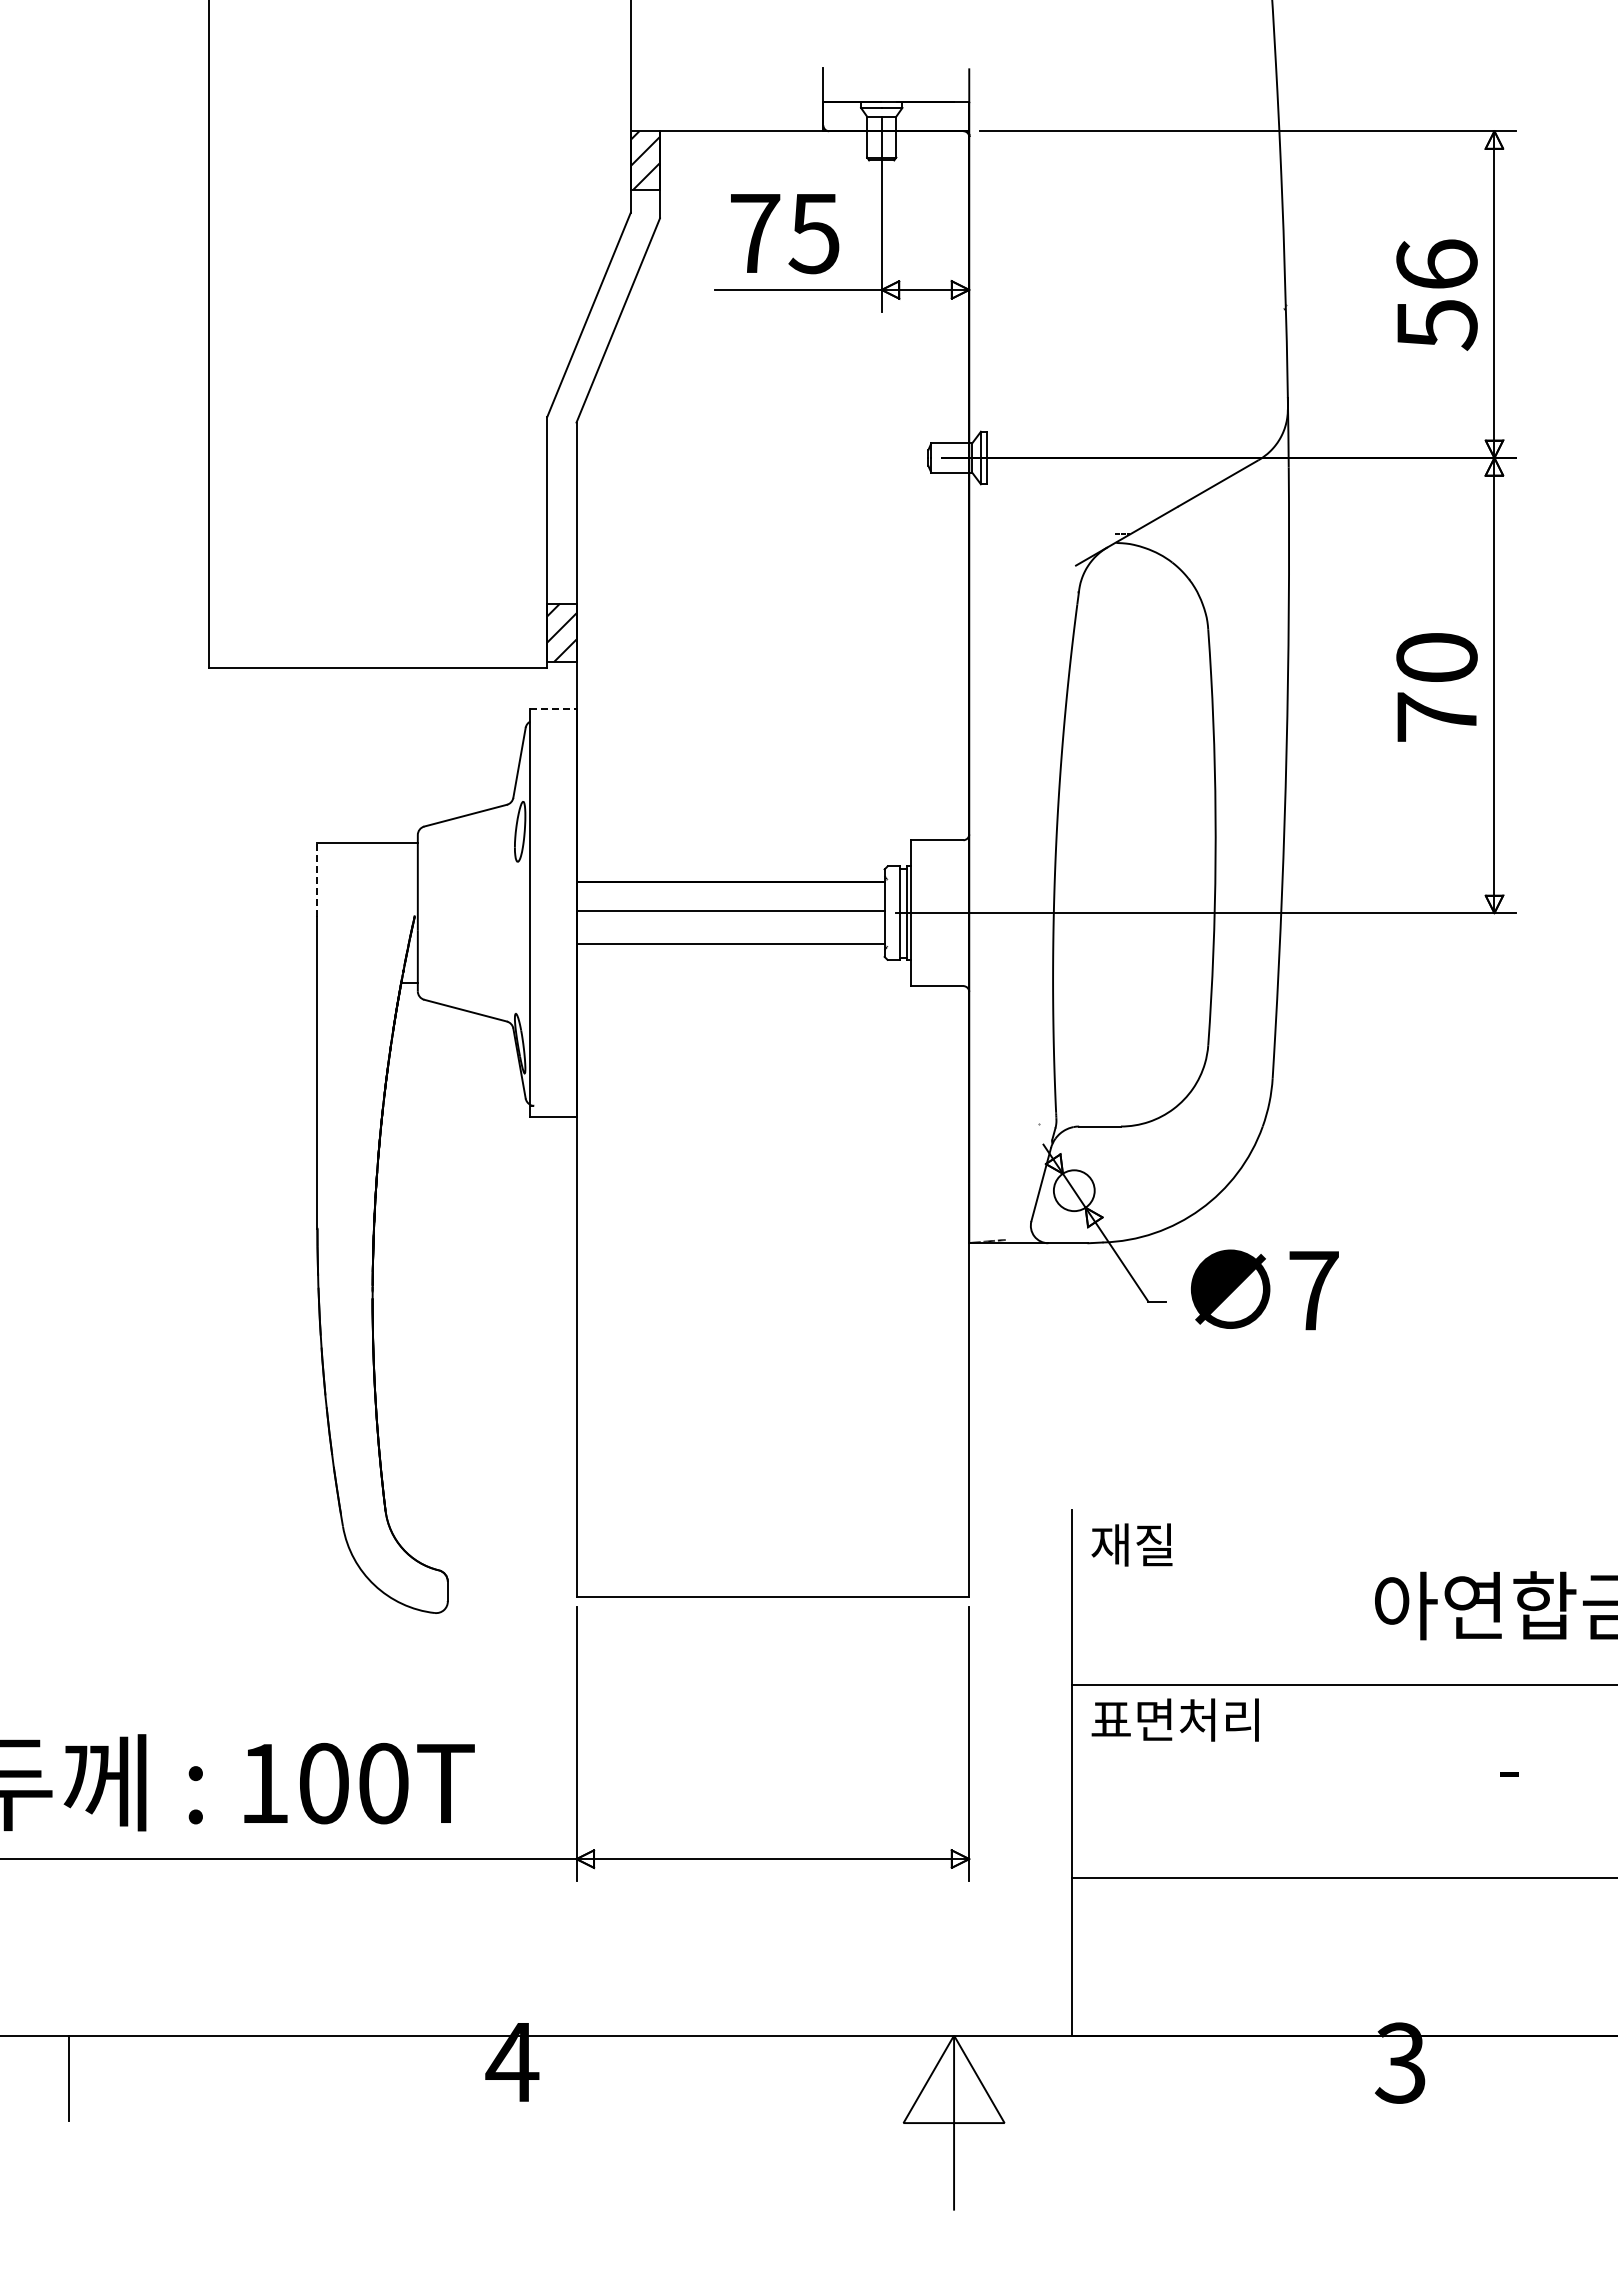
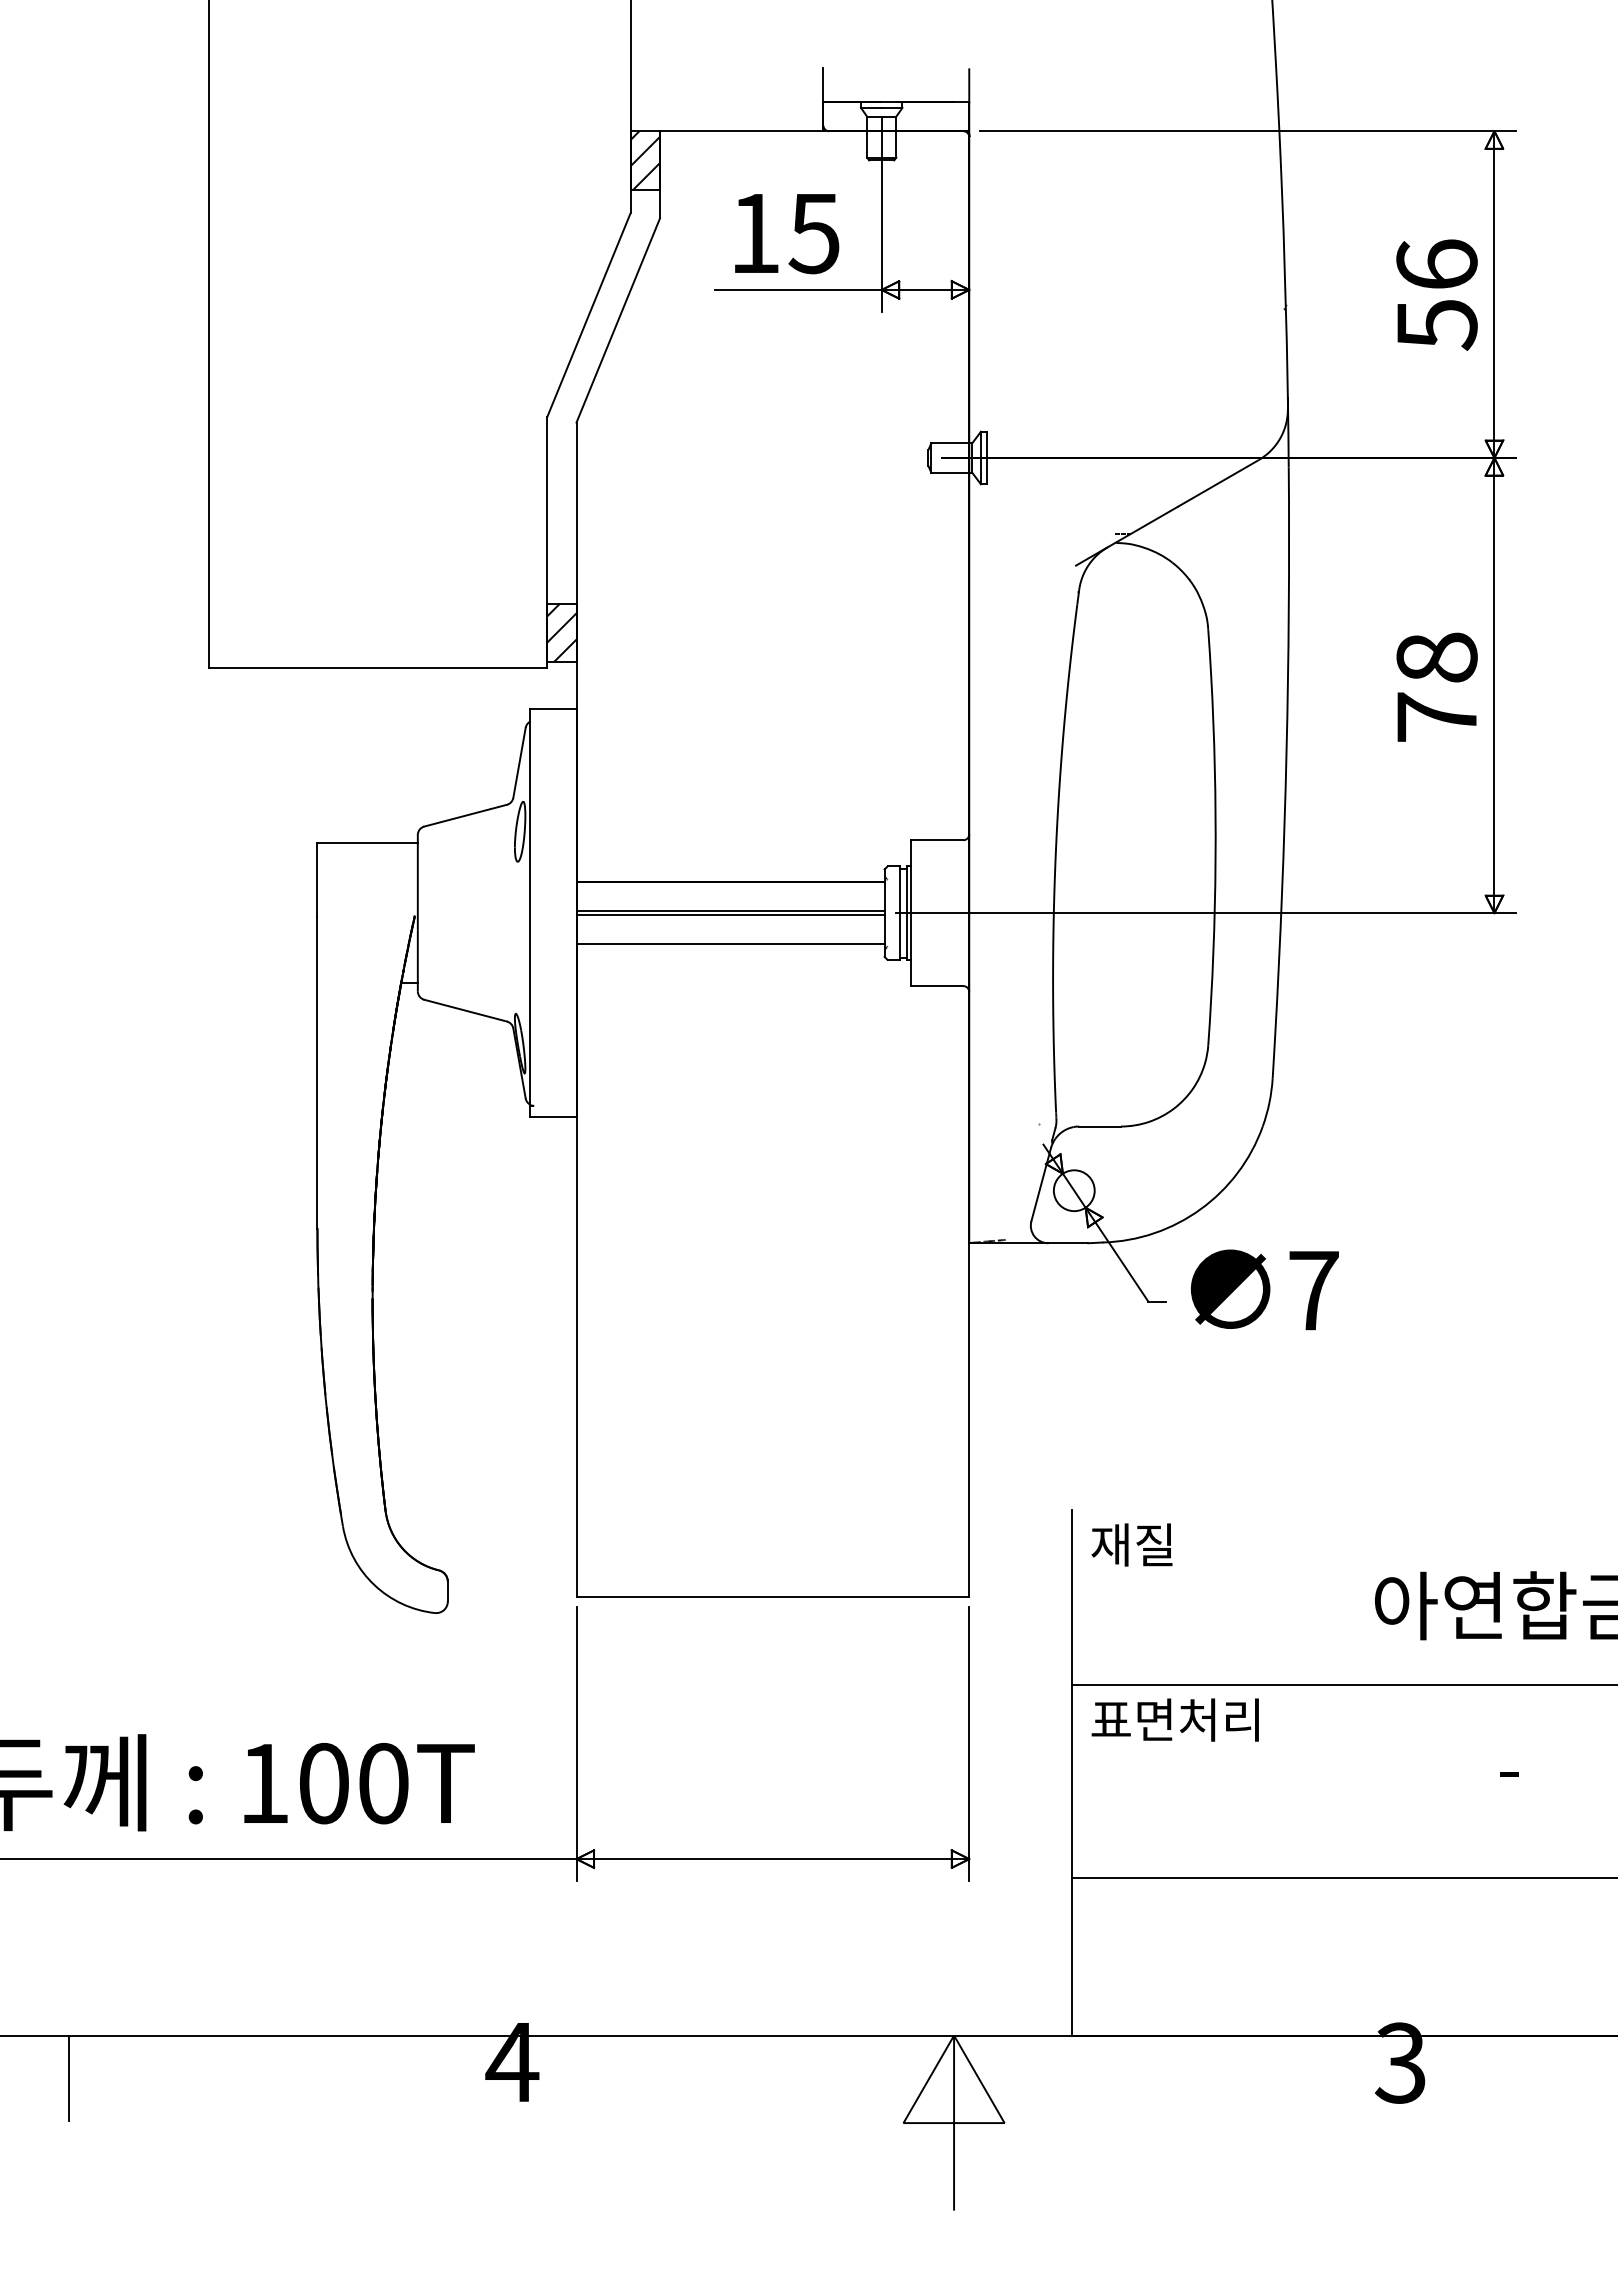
text: 75 -> 15 (755, 233)
text: 70 -> 78 (1436, 657)
line: dashed -> solid (553, 708)
line: dashed -> solid (317, 879)
line: none -> present (730, 915)
